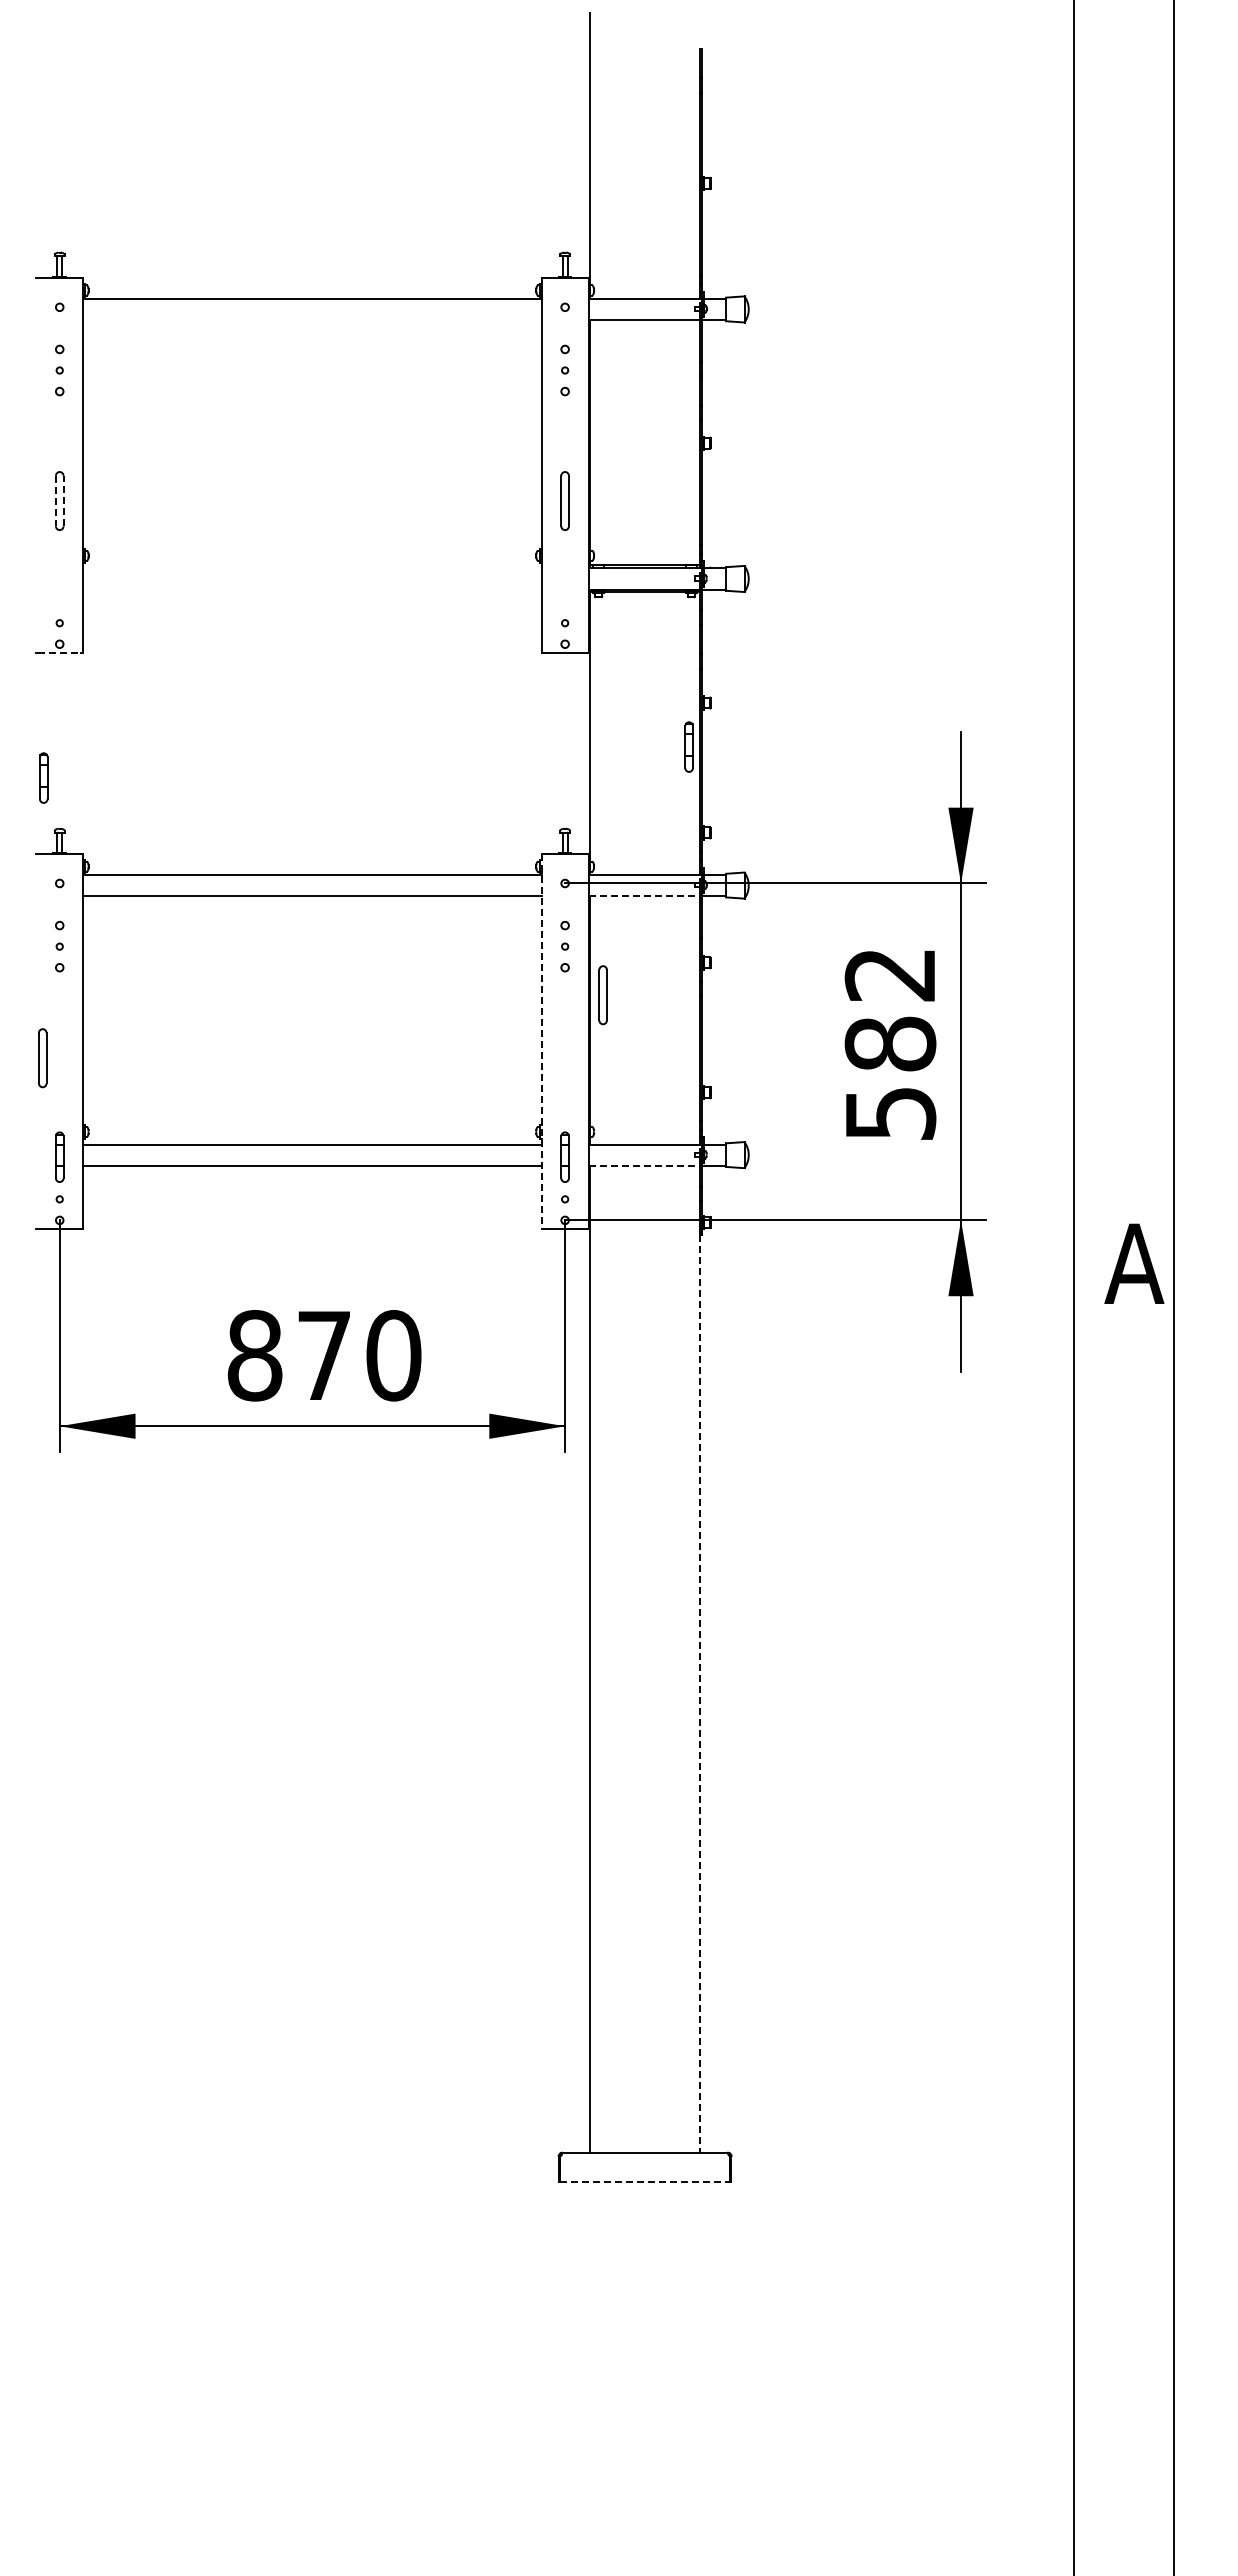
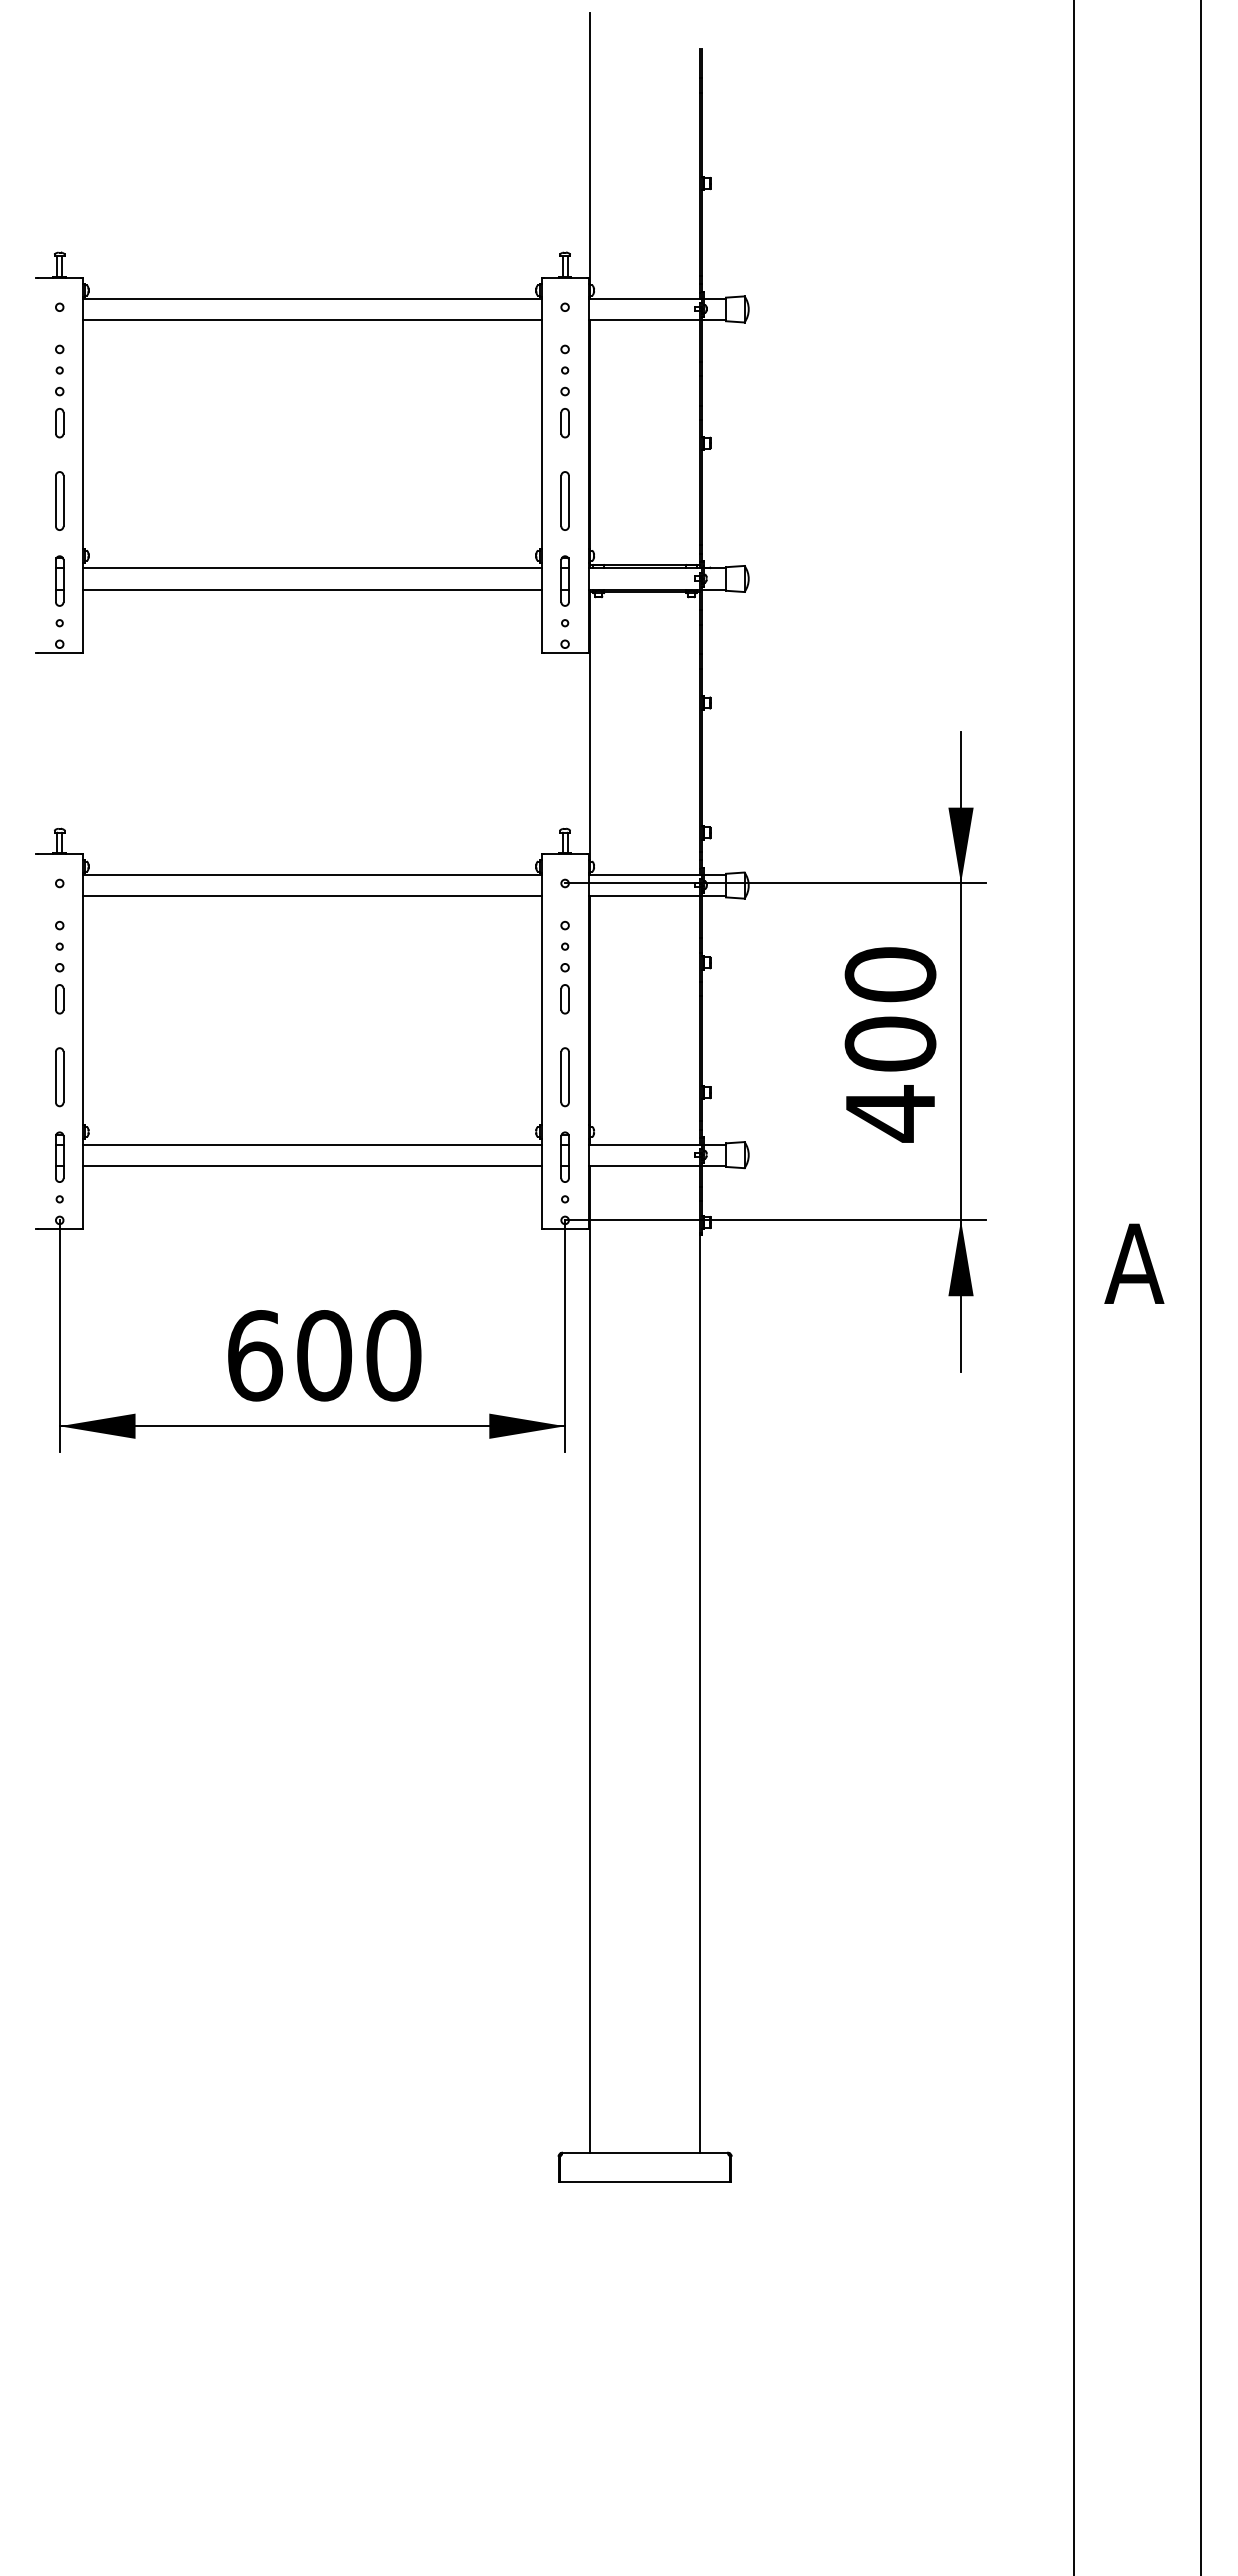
line: none -> present (312, 319)
part: none -> present (59, 423)
part: none -> present (564, 423)
line: dashed -> solid (63, 500)
line: dashed -> solid (55, 501)
line: none -> present (312, 568)
line: none -> present (312, 589)
line: dashed -> solid (60, 652)
part position: (688, 746) -> (564, 580) (564, 580)
part position: (43, 777) -> (59, 580) (59, 580)
line: dashed -> solid (644, 896)
part position: (602, 995) -> (564, 1077) (564, 1077)
part: none -> present (59, 999)
part: none -> present (564, 999)
line: dashed -> solid (541, 1041)
text: 582 -> 400 (890, 1044)
part position: (42, 1058) -> (59, 1077) (59, 1077)
line: dashed -> solid (644, 1165)
line position: (1173, 1287) -> (1200, 1287) (1200, 1287)
text: 870 -> 600 (289, 1355)
line: dashed -> solid (699, 1694)
line: dashed -> solid (645, 2182)
